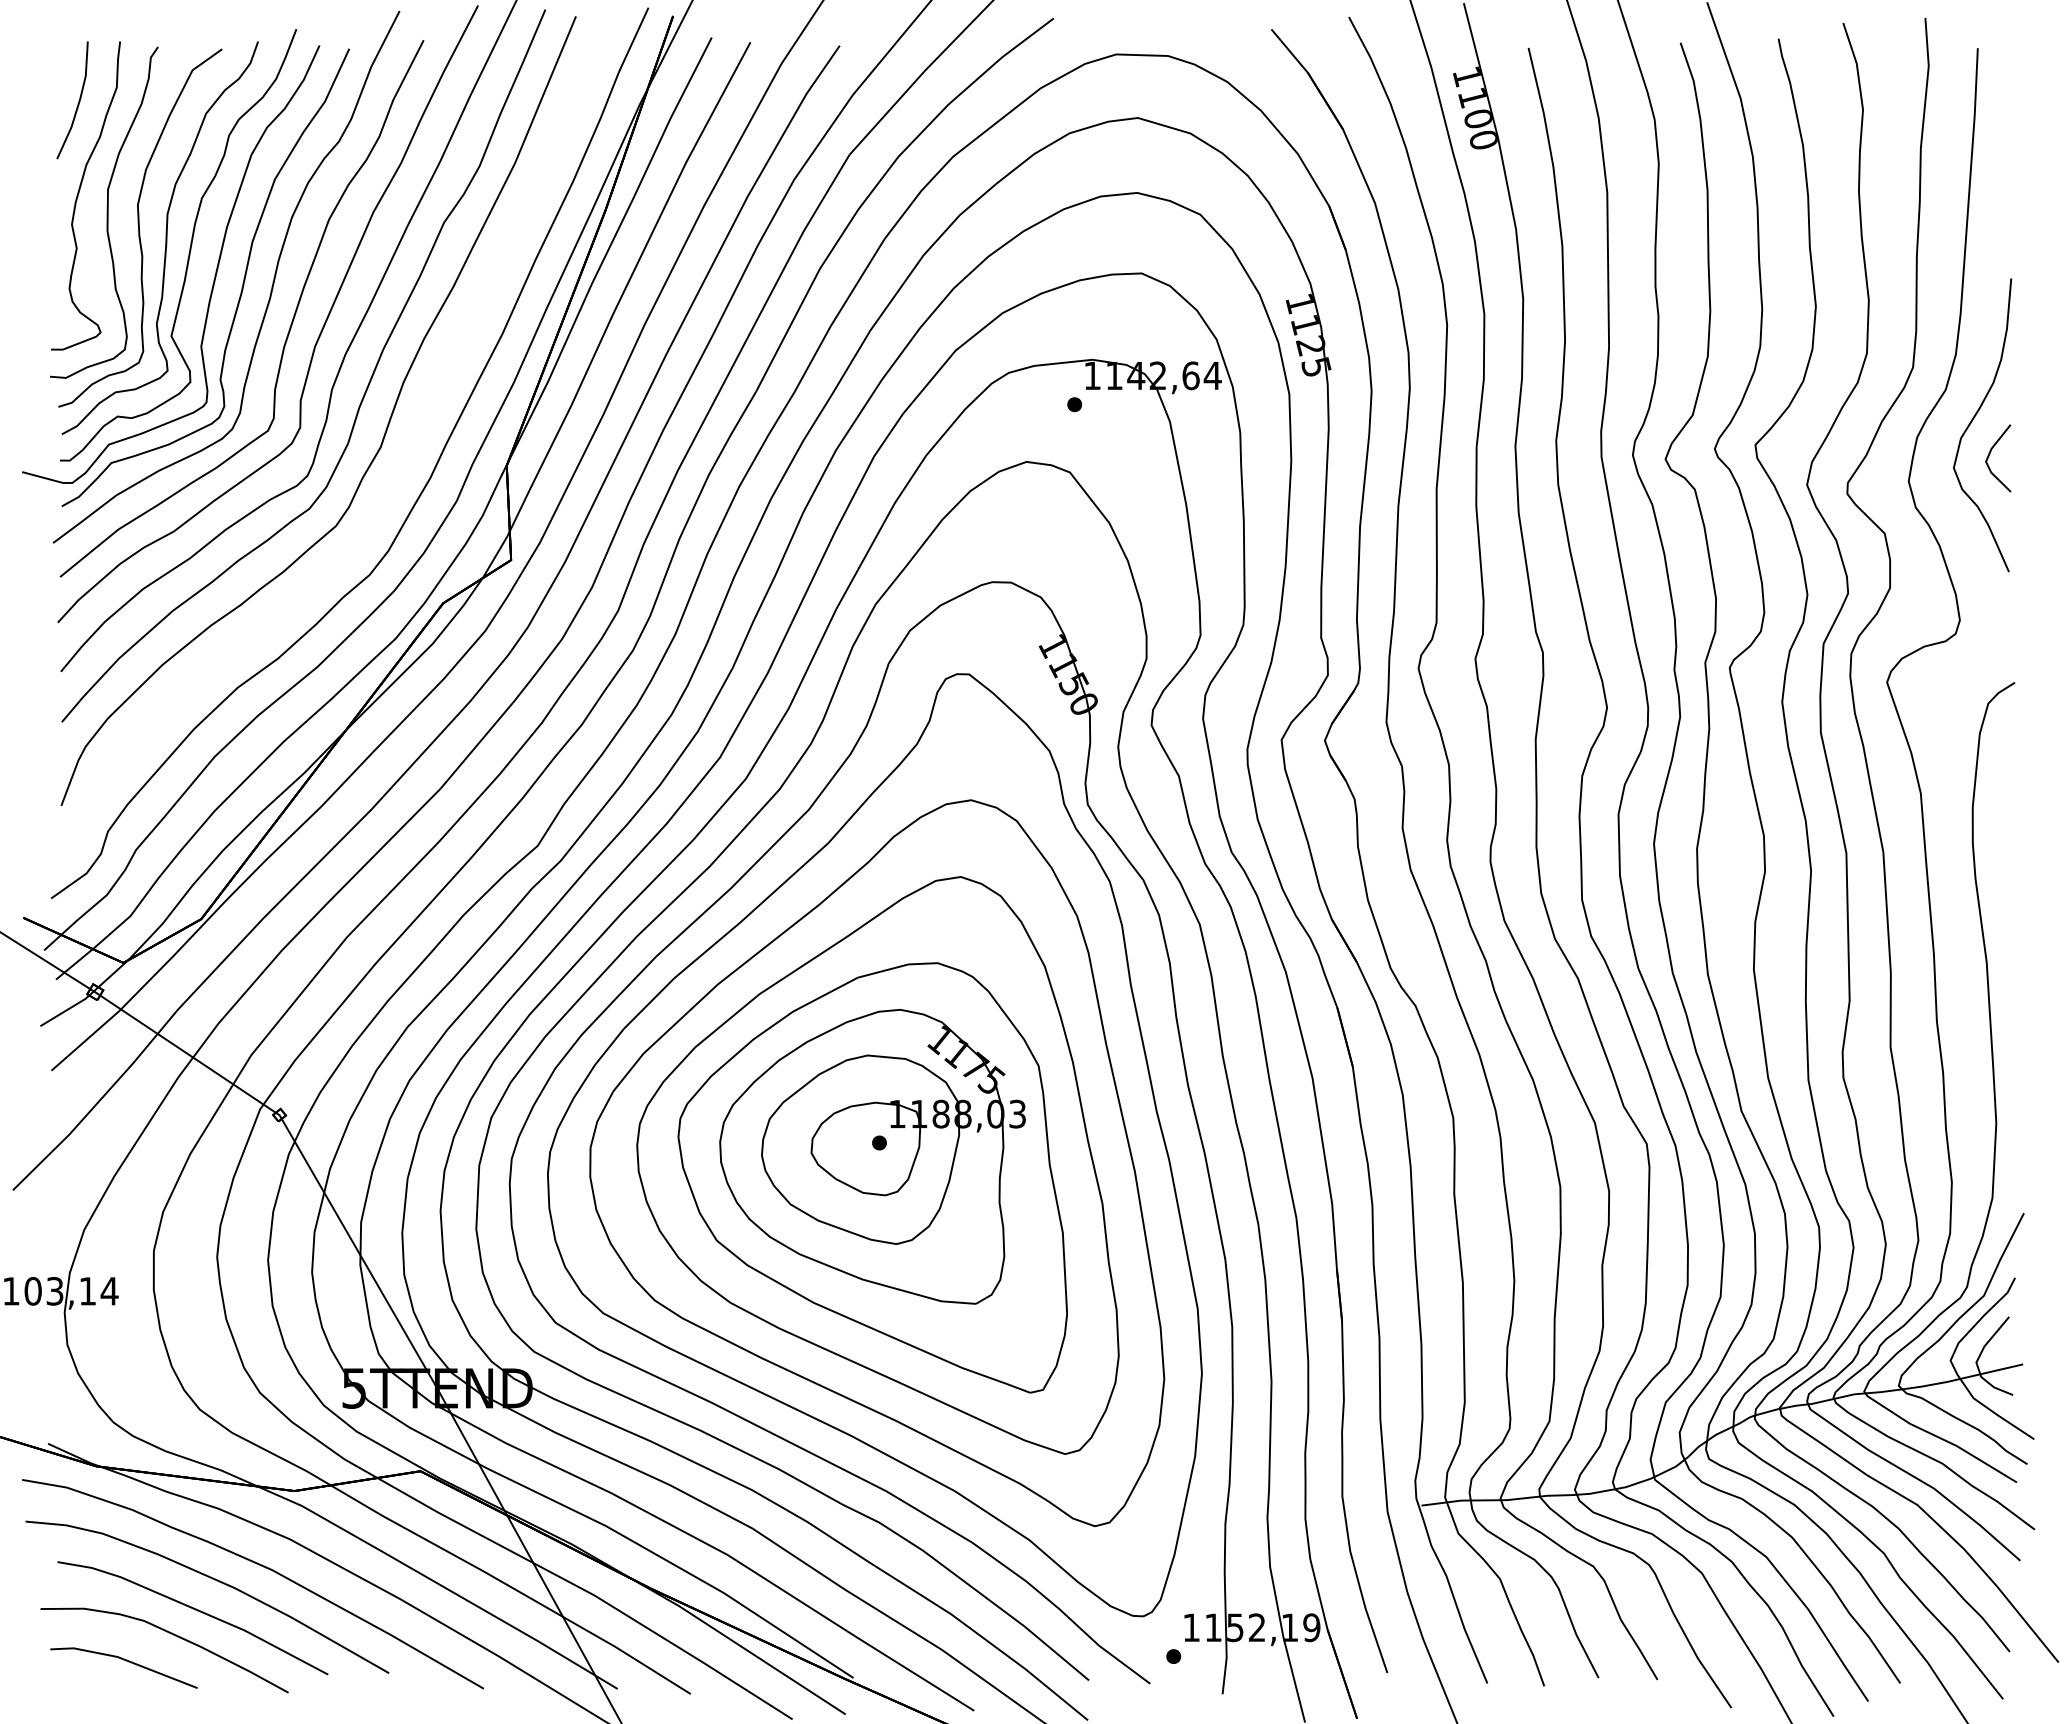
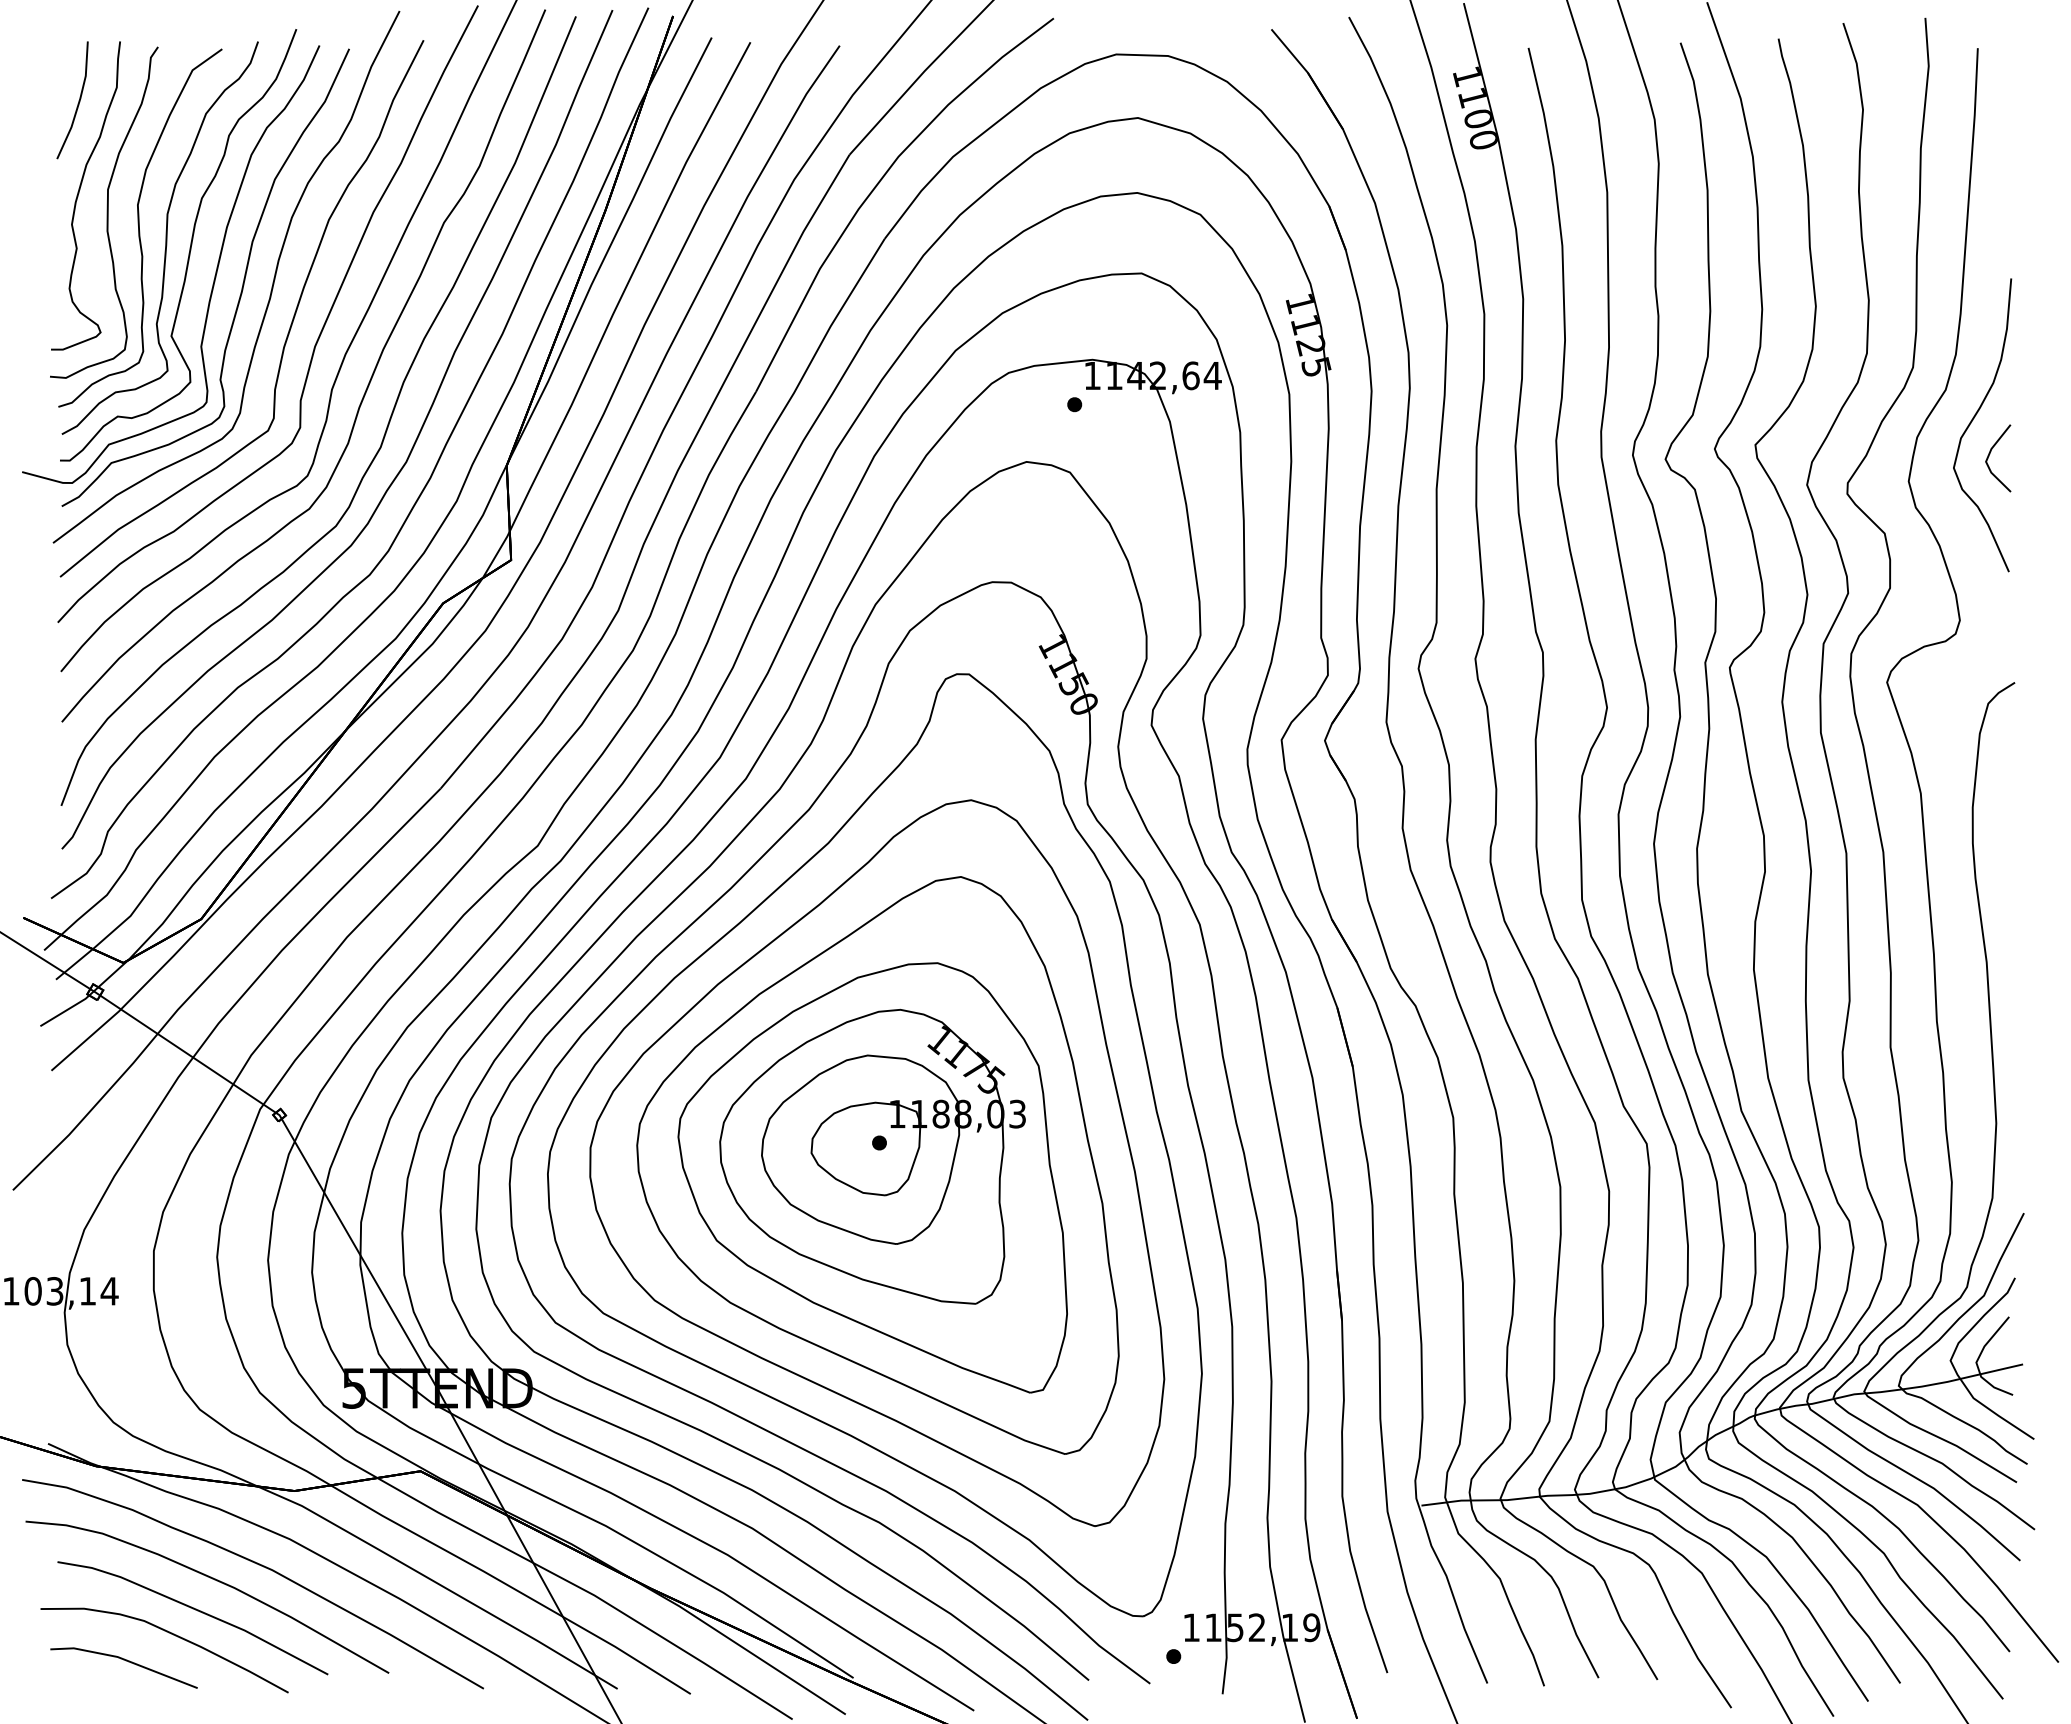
part: none -> present (398, 471)
